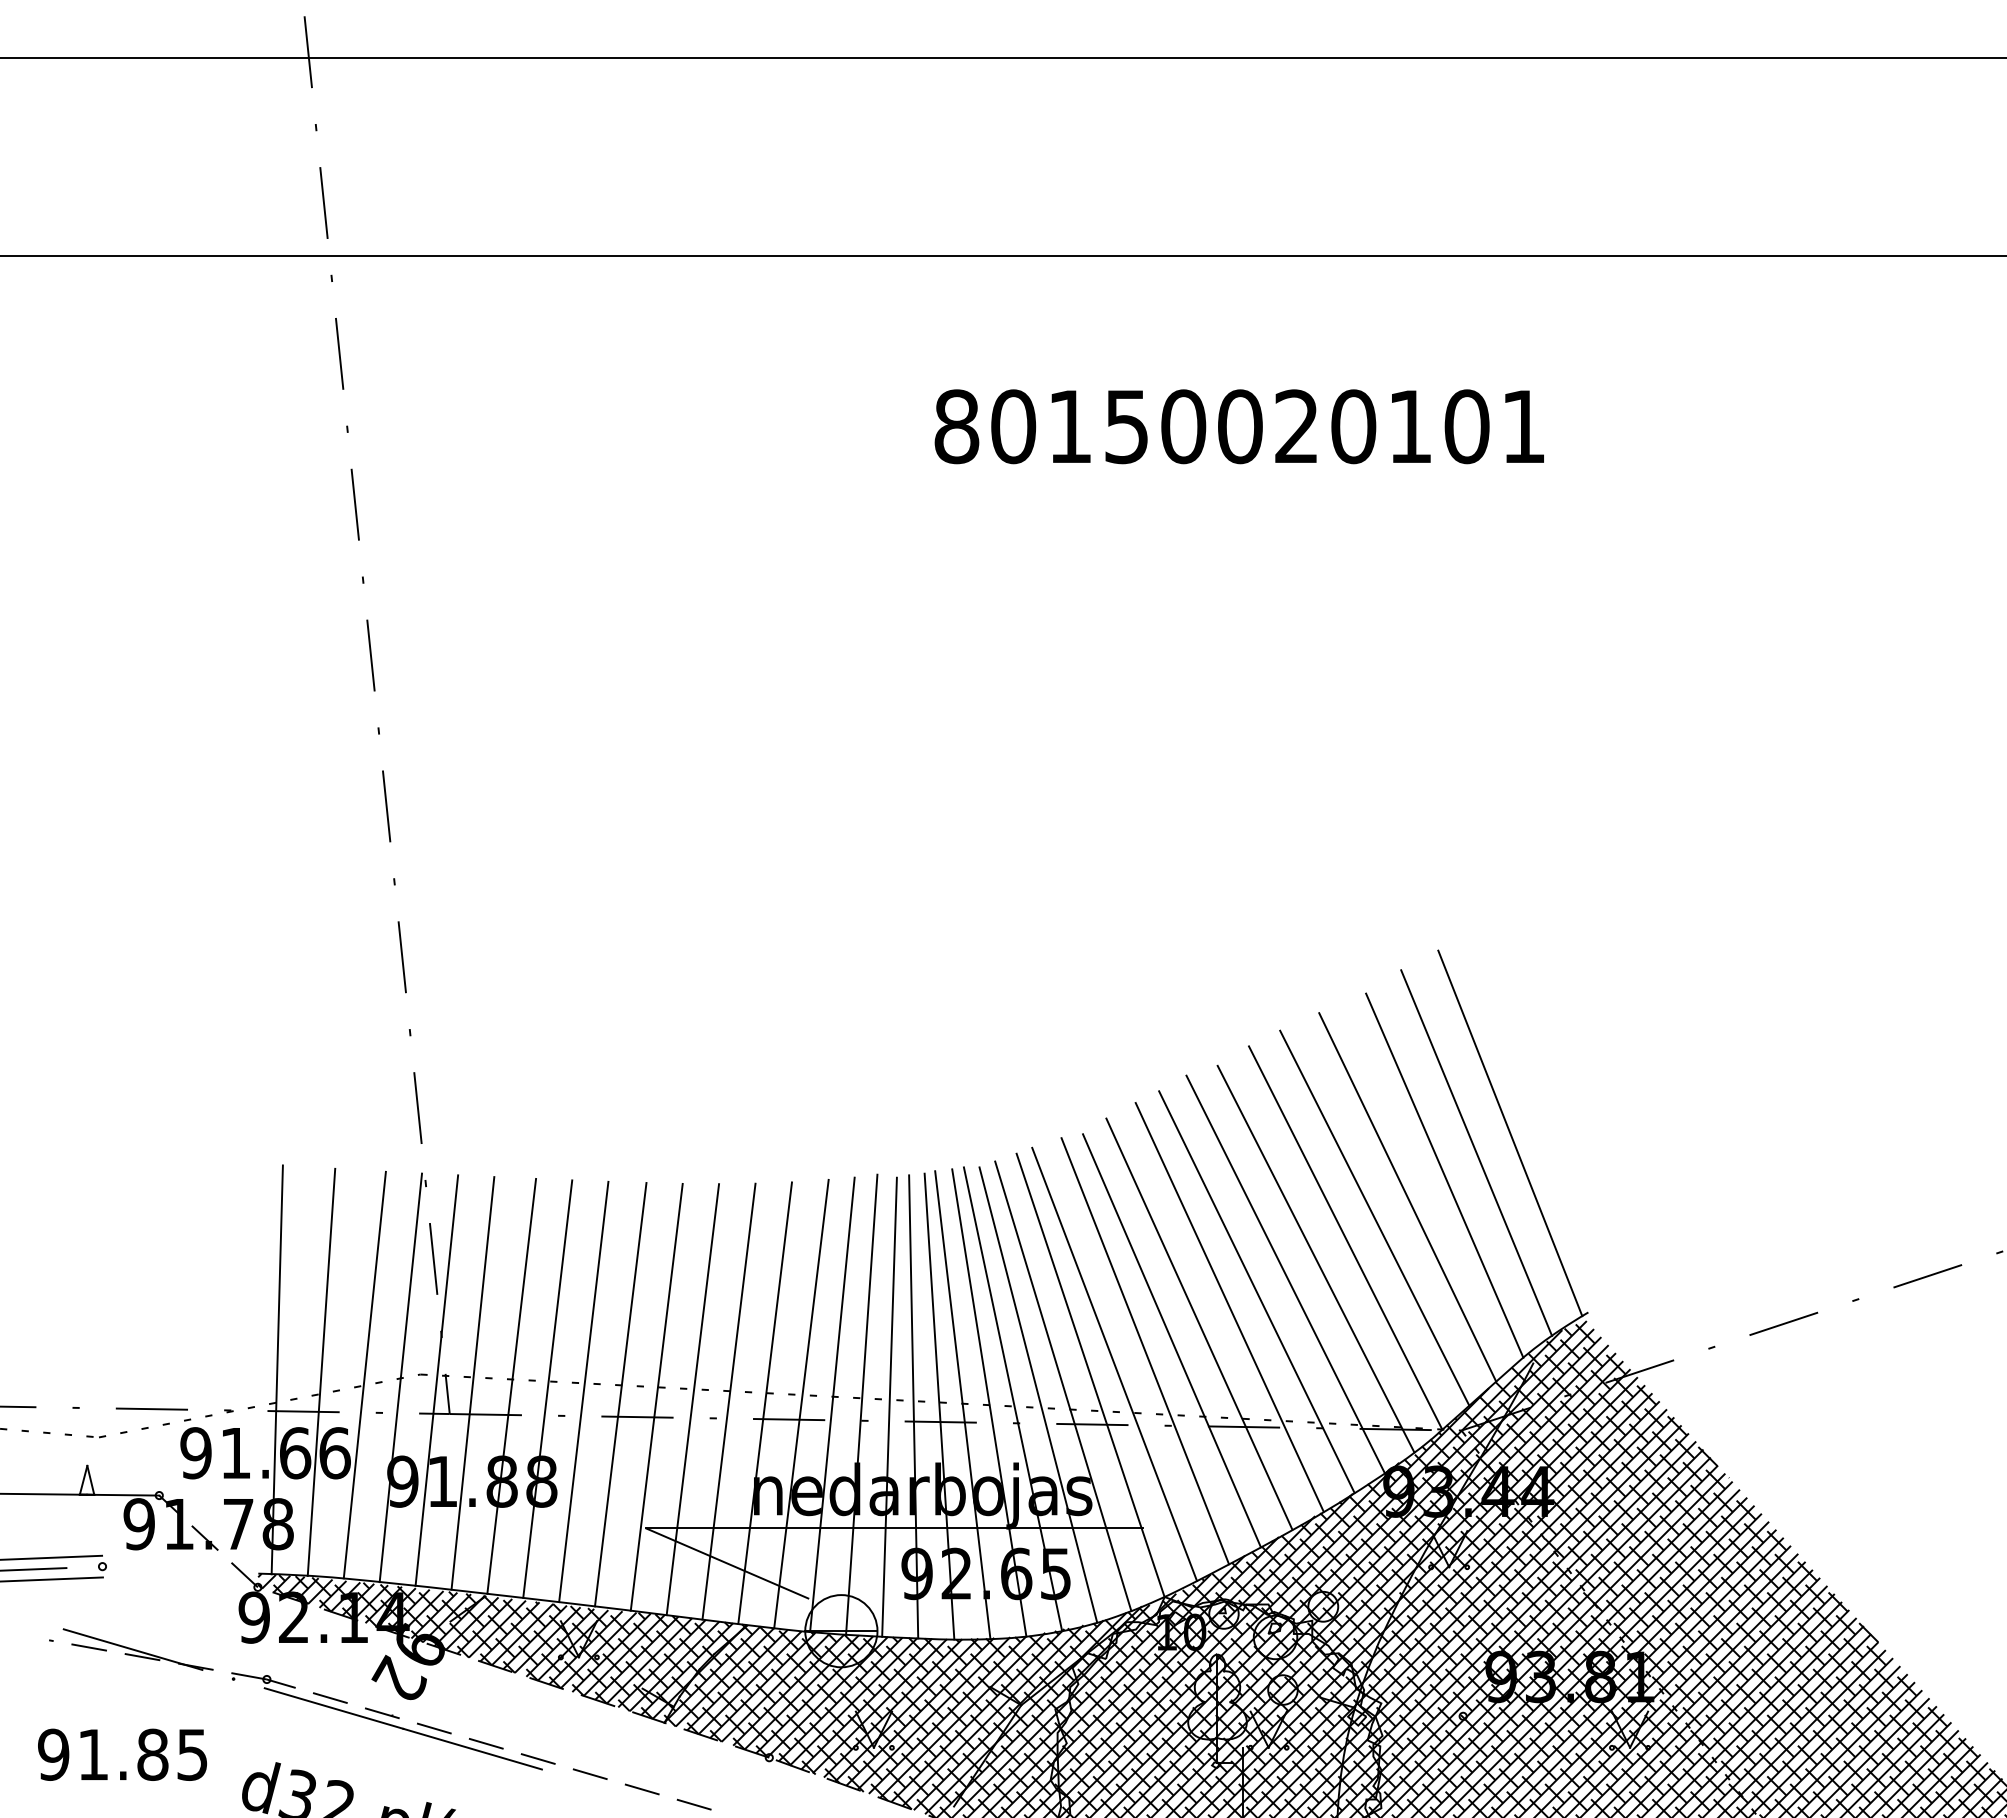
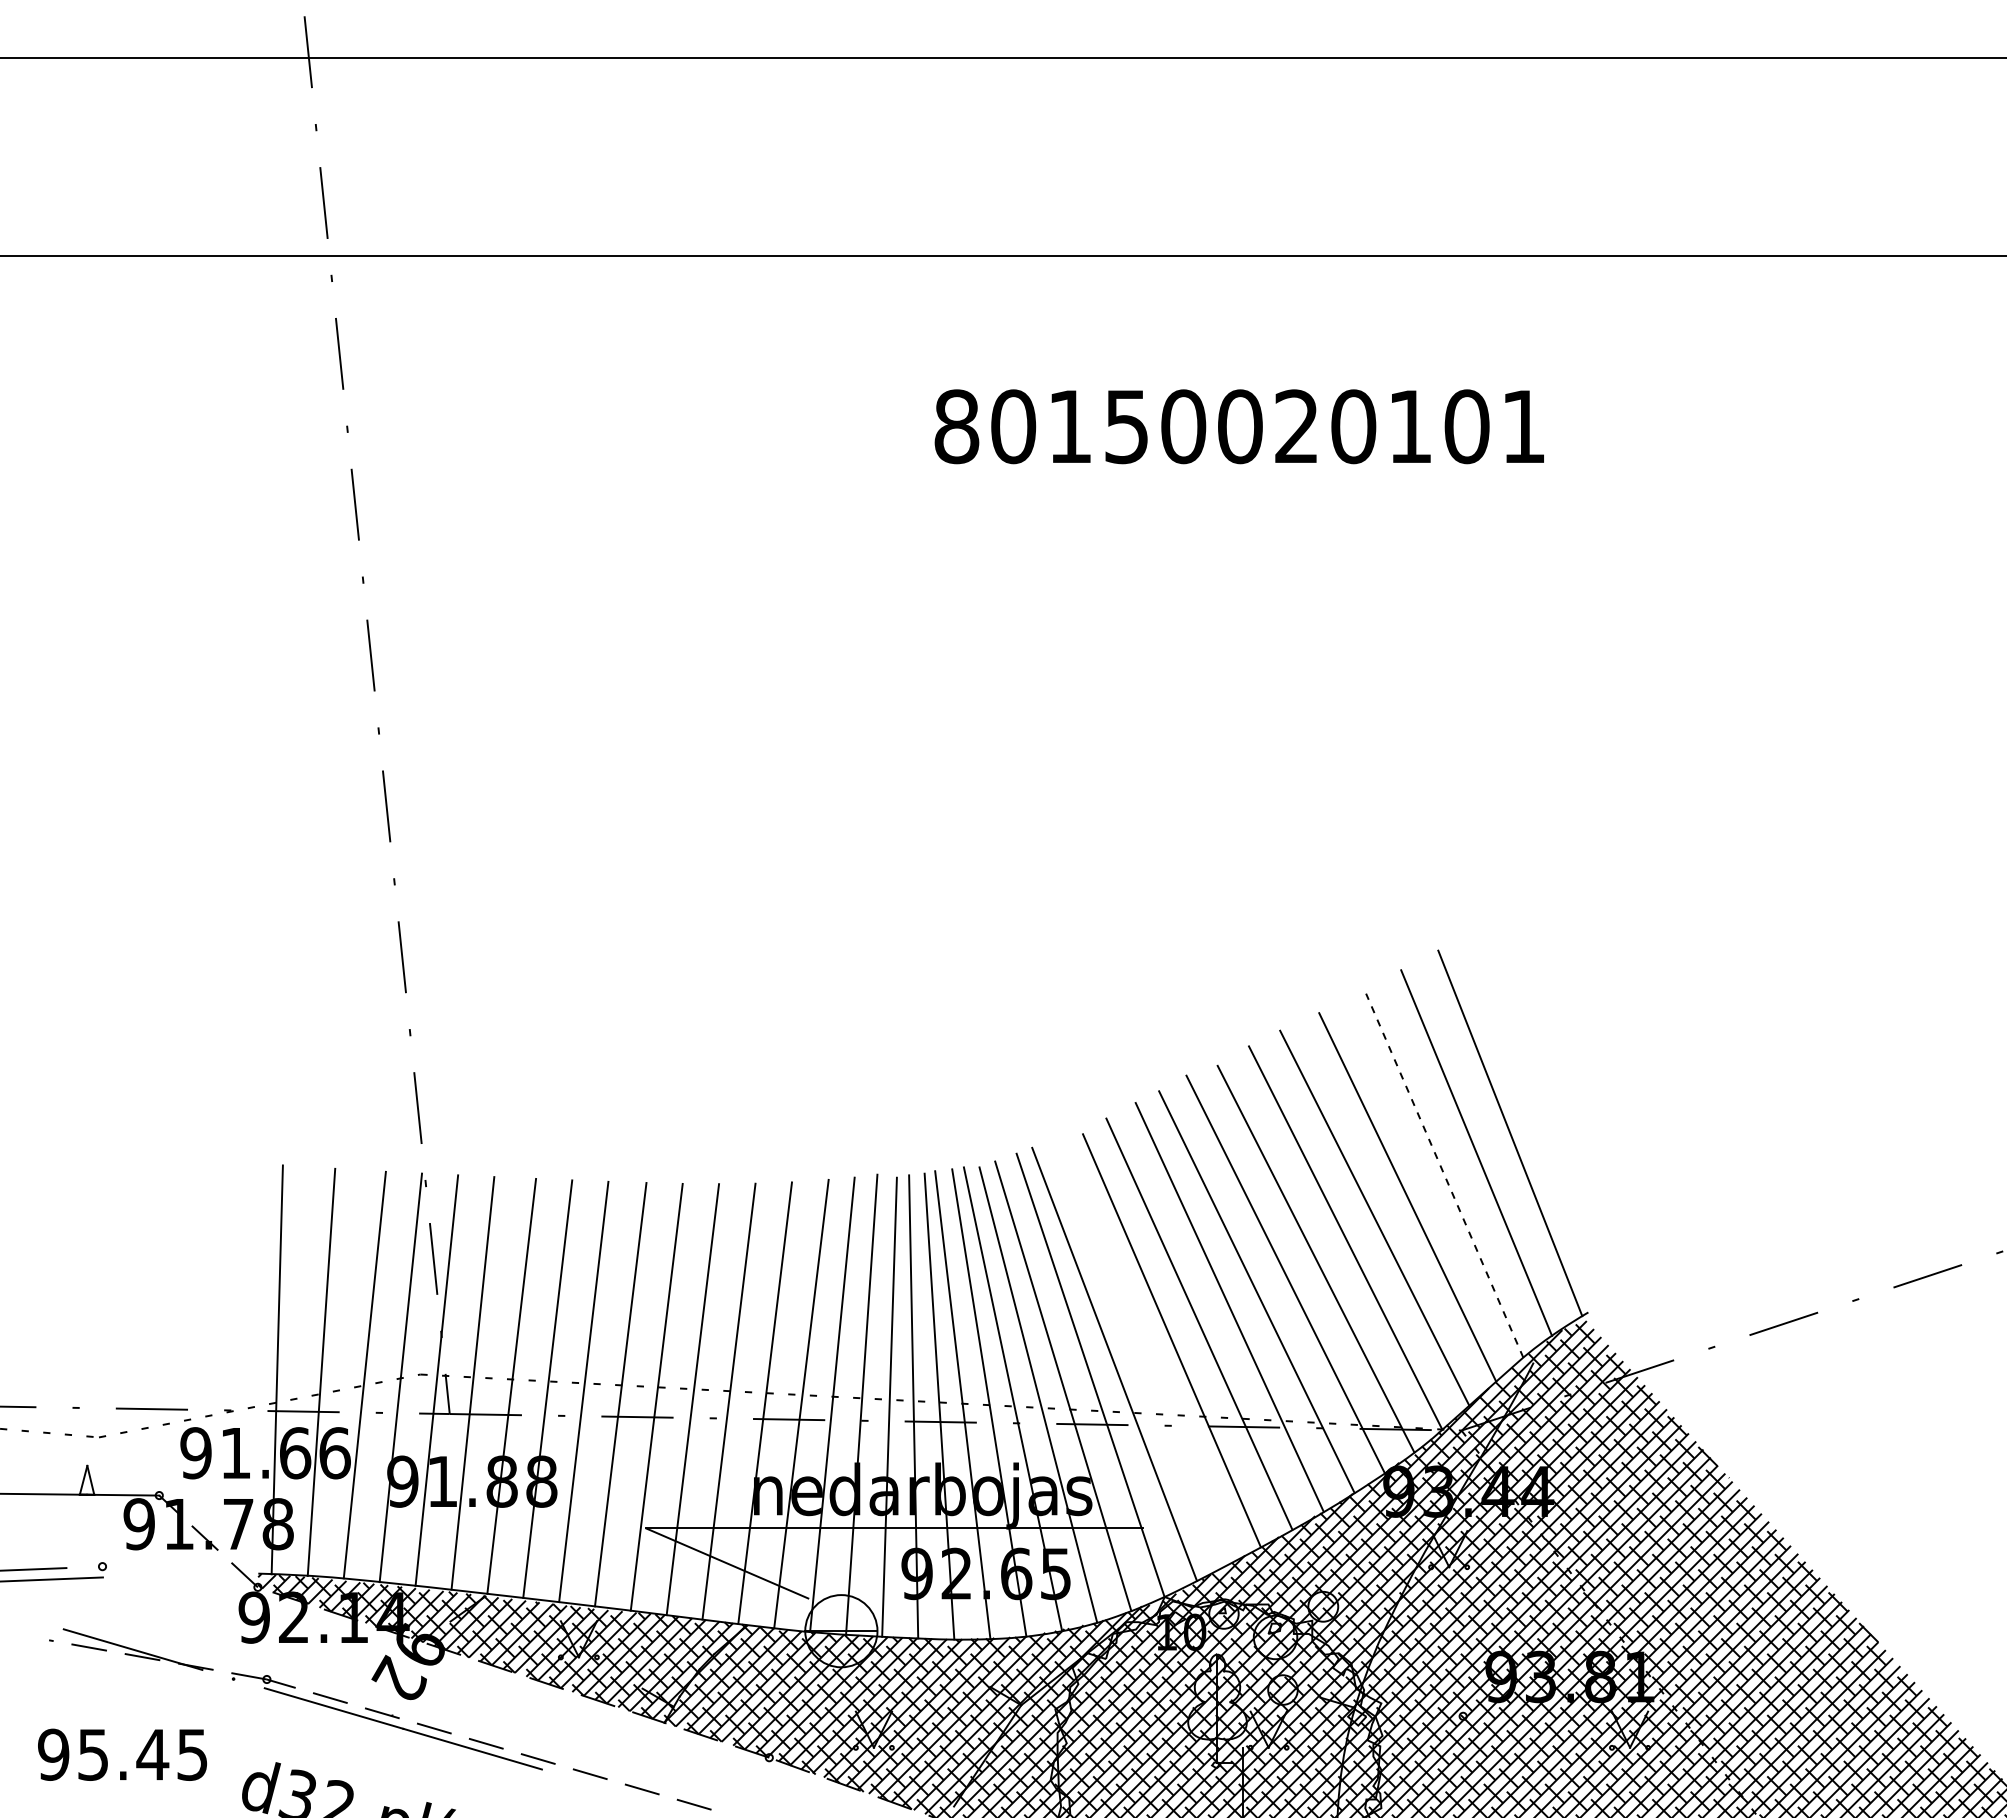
line: solid -> dashed (1444, 1175)
line: present -> none (1145, 1351)
line: present -> none (52, 1557)
text: 91.85 -> 95.45 (123, 1754)
